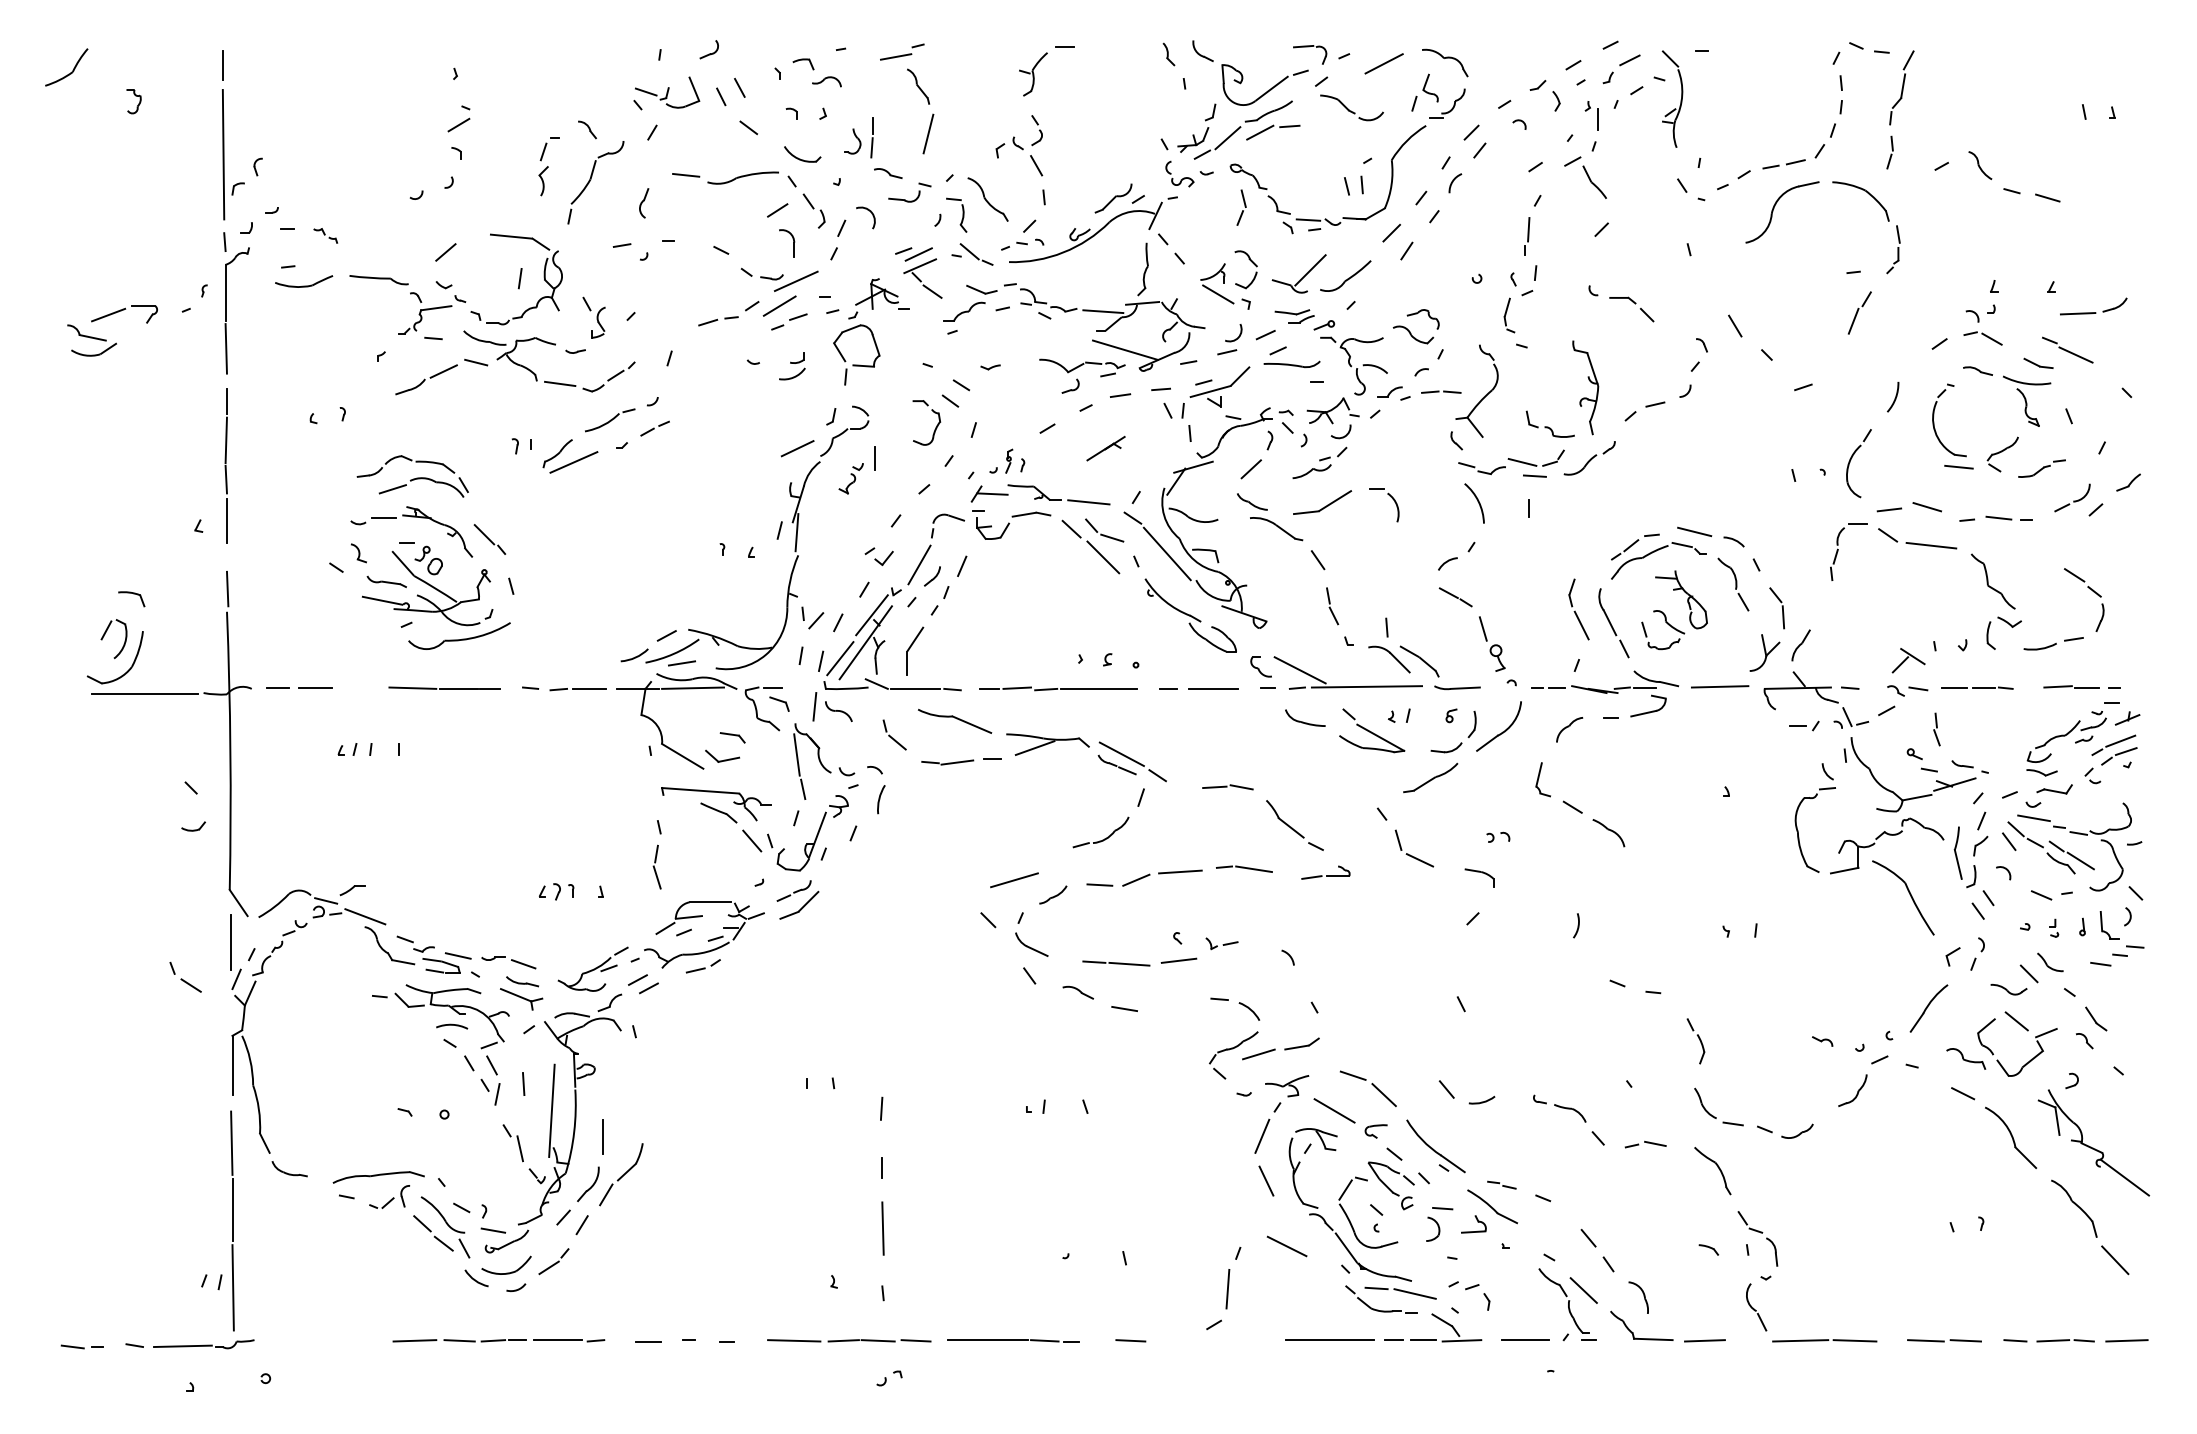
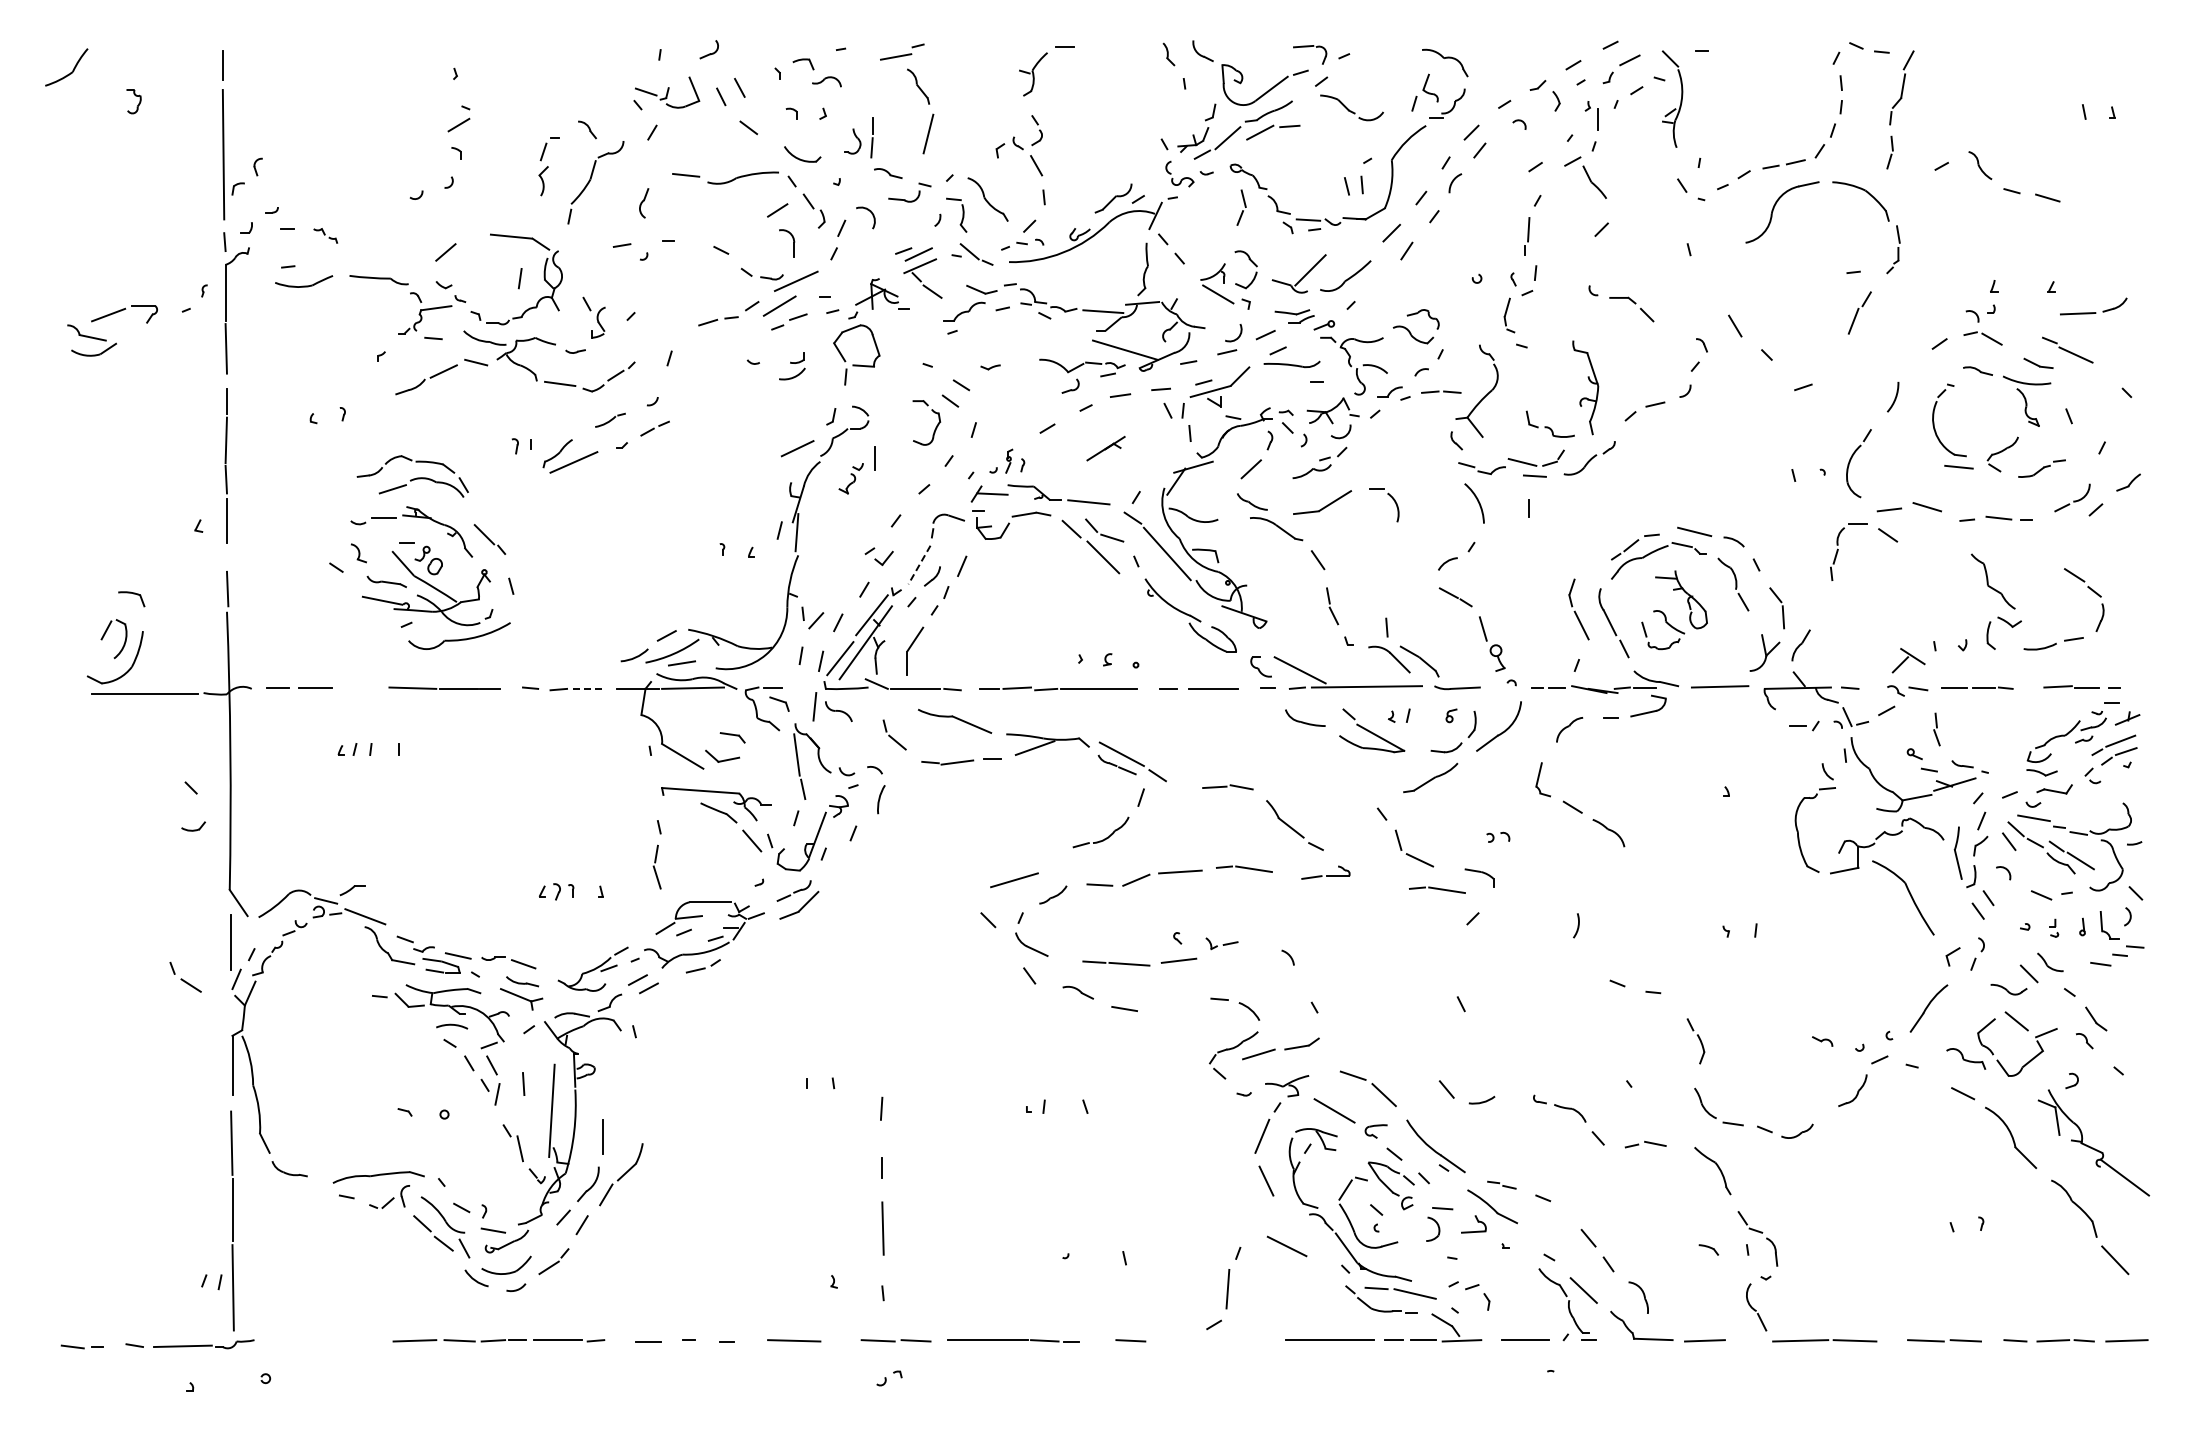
line: present -> none (1383, 63)
part size: 51x25 px -> 31x16 px (610, 419)
line: present -> none (1931, 545)
line: solid -> dashed (919, 565)
line: solid -> dashed (589, 688)
part: none -> present (1437, 889)
line: present -> none (843, 1340)
